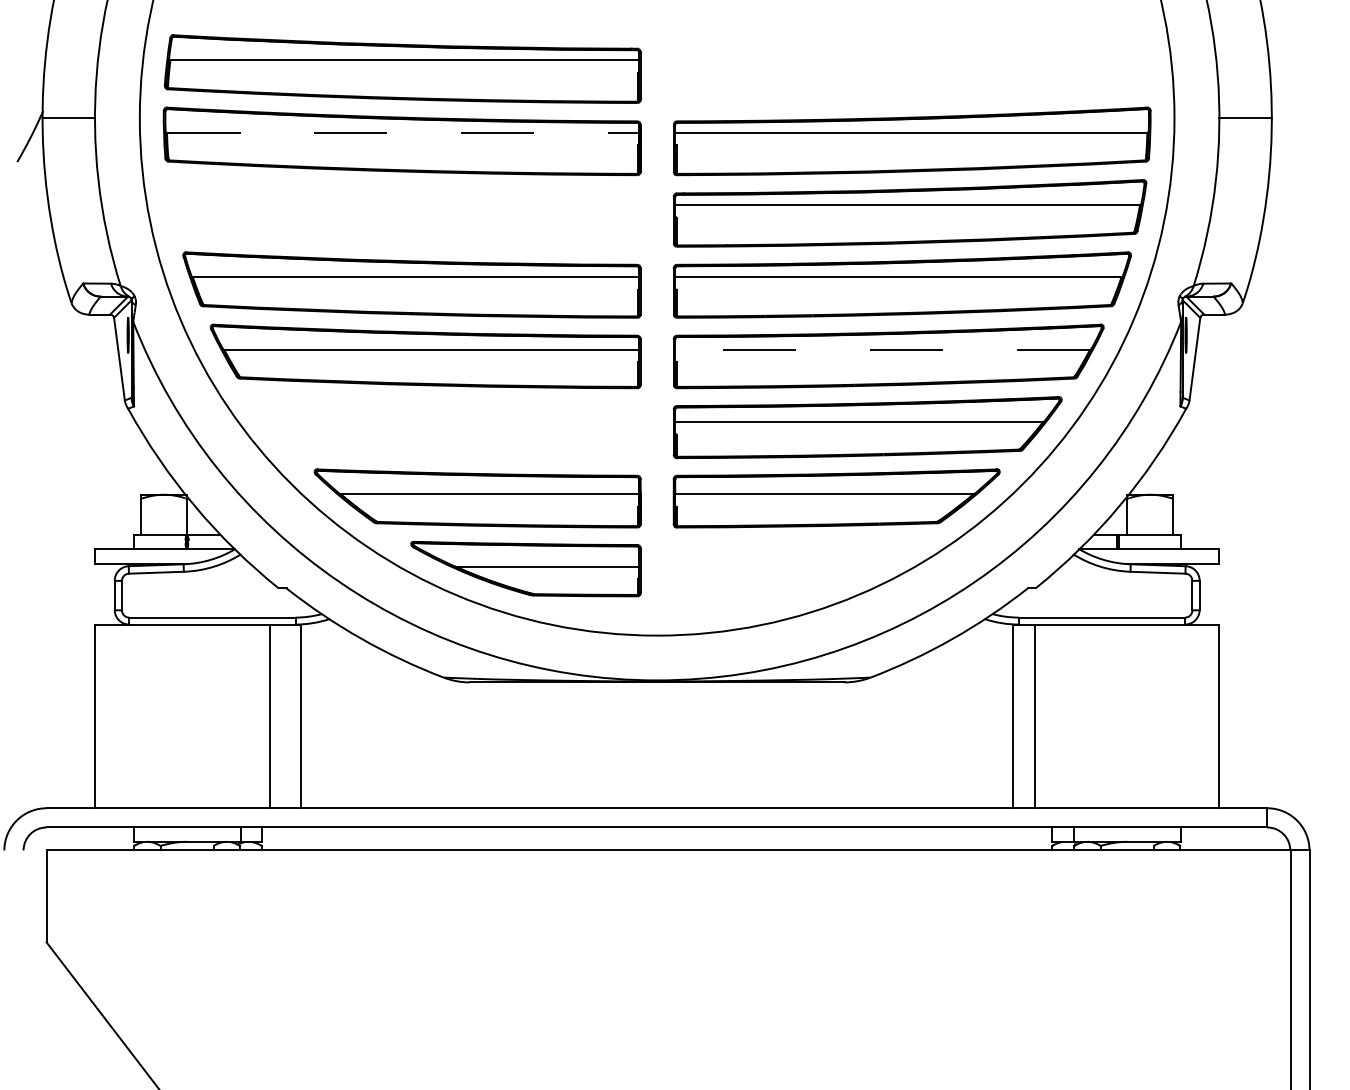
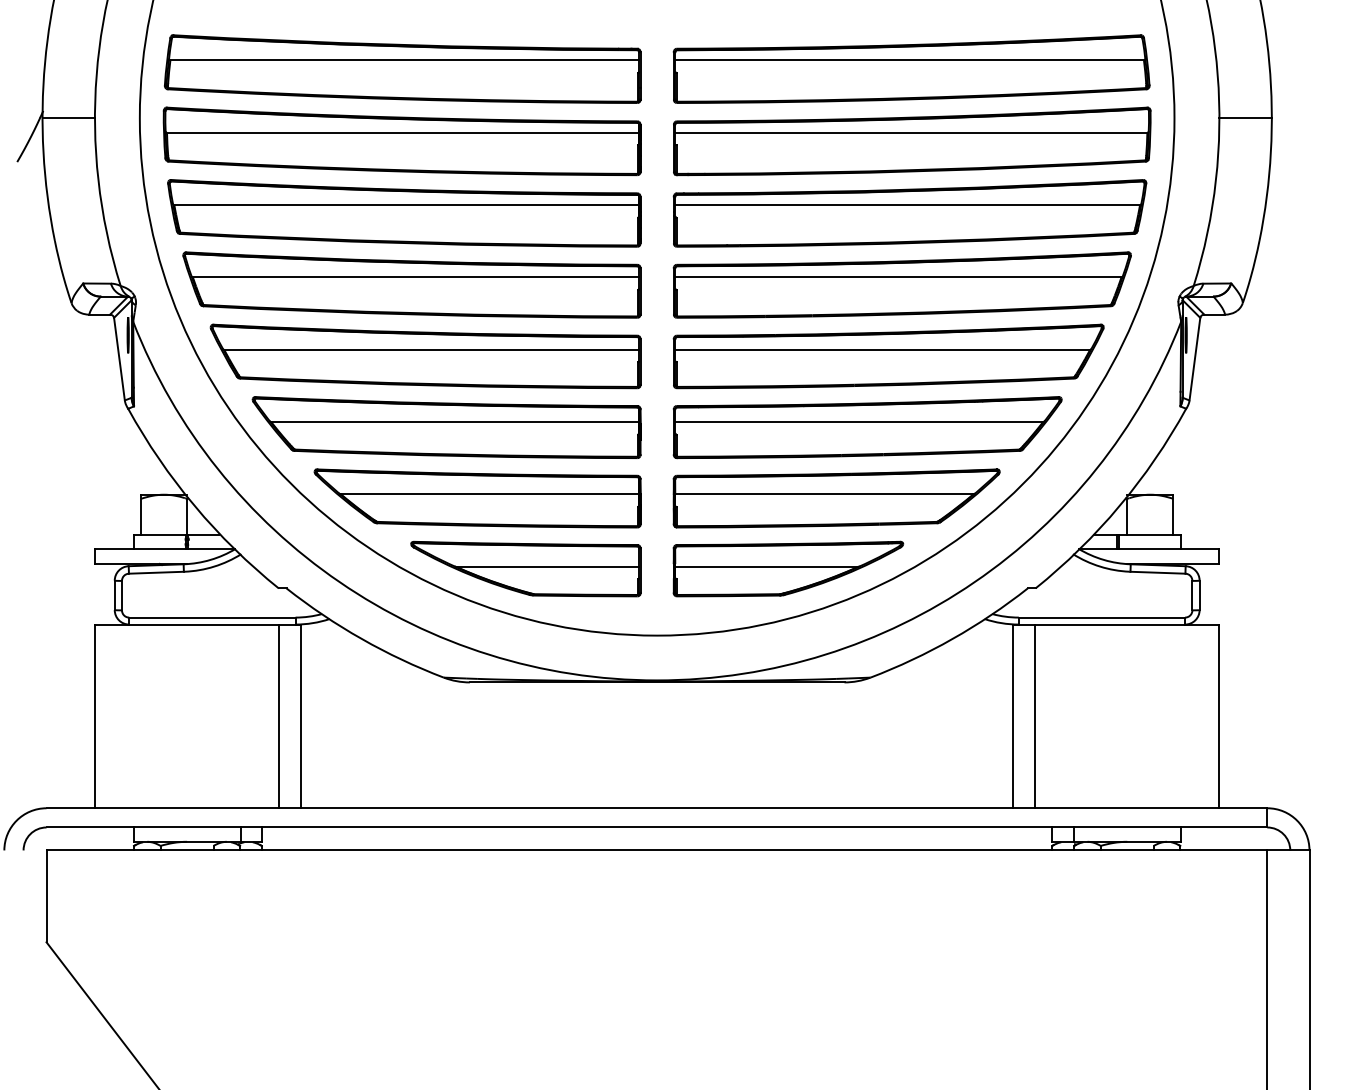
part: none -> present (911, 68)
line: dashed -> solid (403, 132)
part: none -> present (404, 213)
line: dashed -> solid (882, 349)
part: none -> present (446, 427)
part: none -> present (788, 568)
line position: (269, 716) -> (278, 716) (278, 716)
line position: (1291, 968) -> (1267, 968) (1267, 968)
